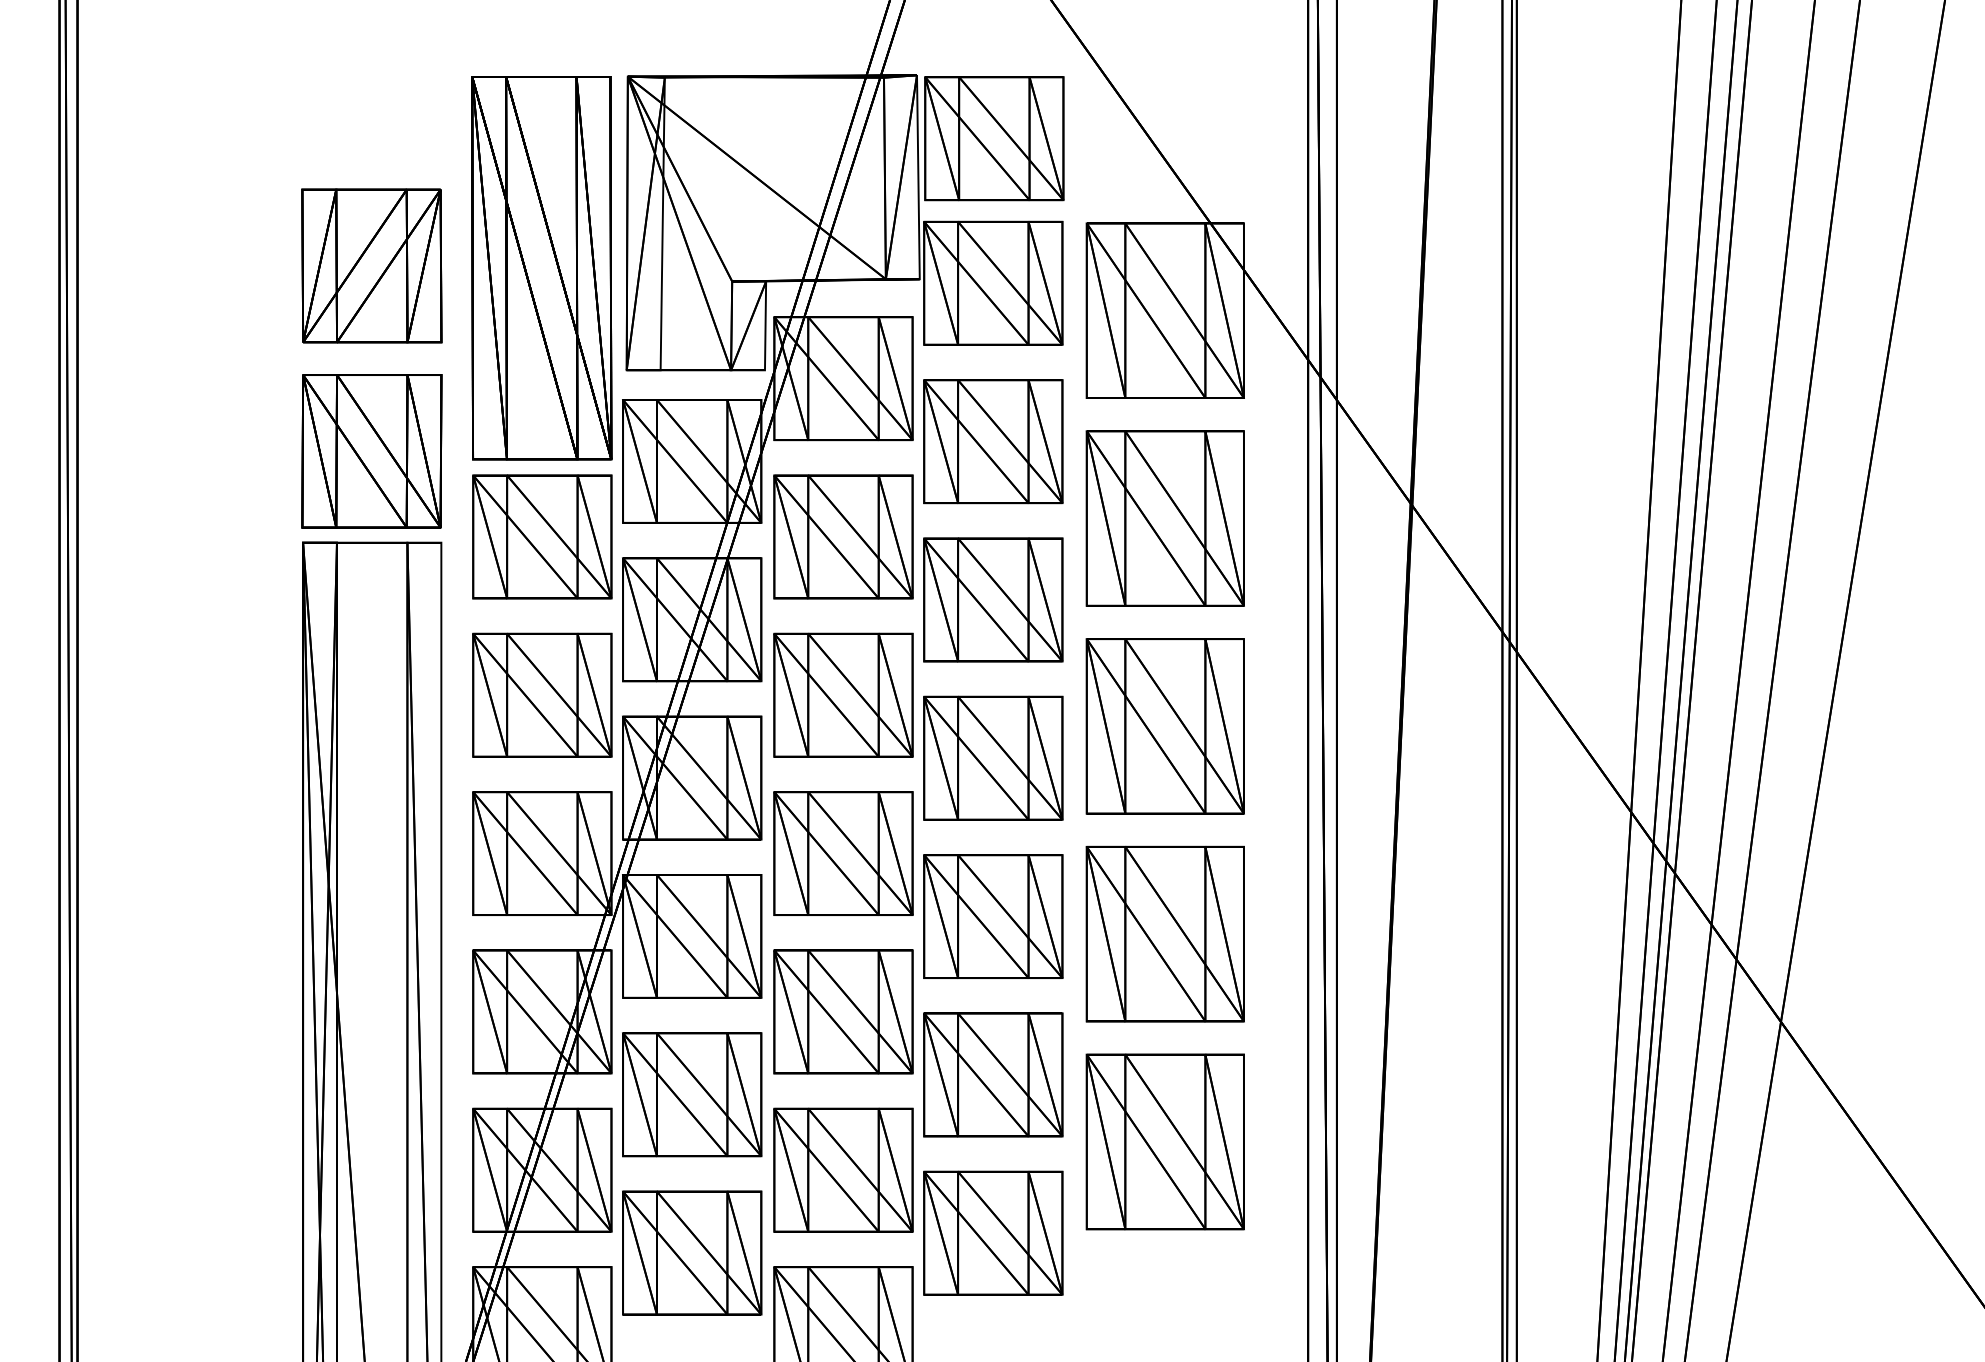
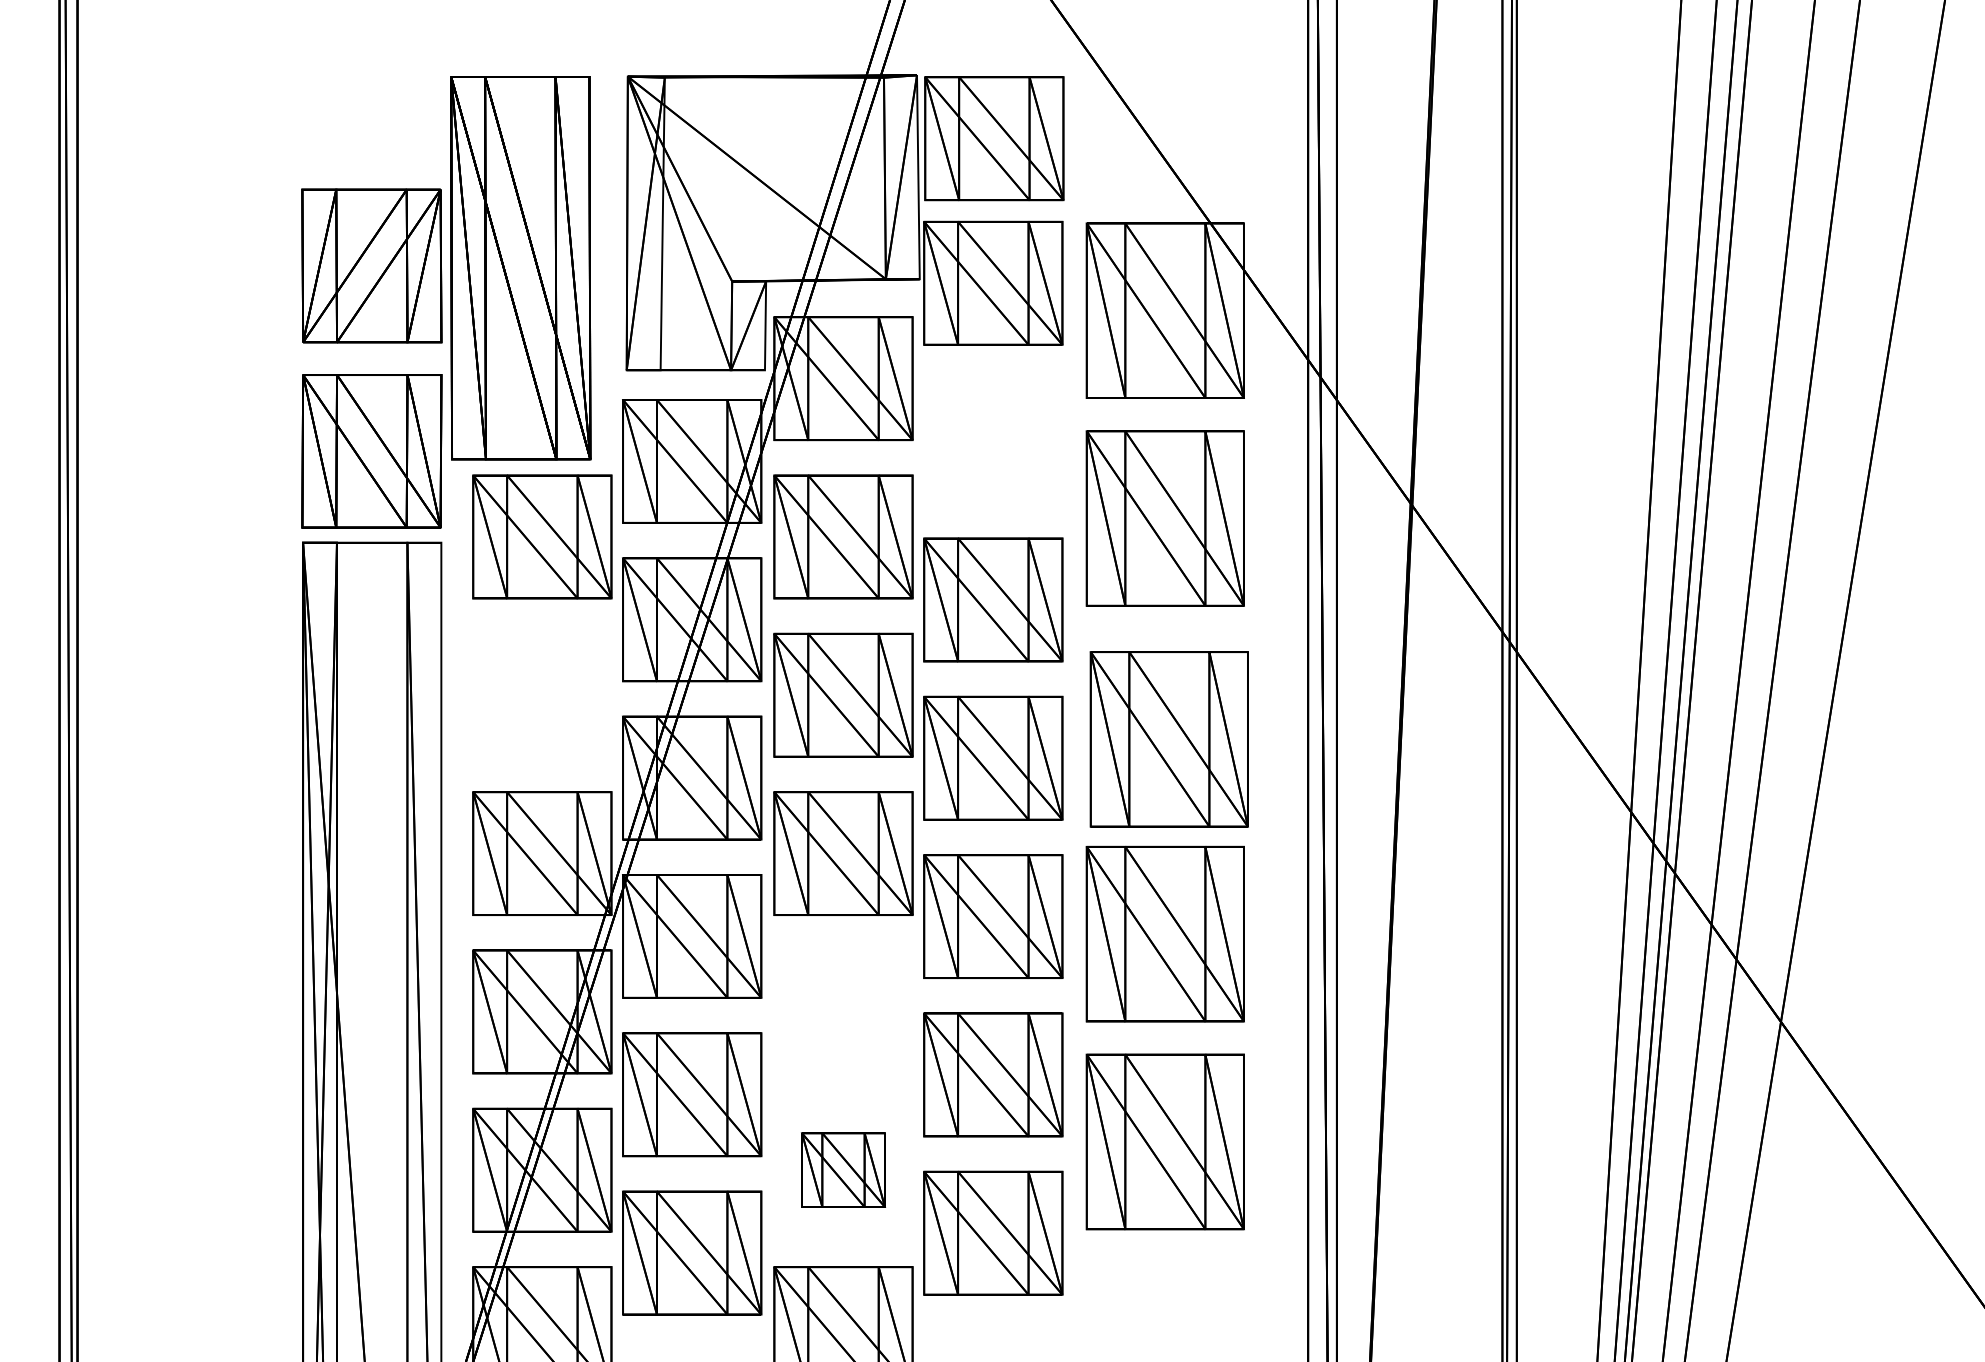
part position: (541, 268) -> (520, 268) (520, 268)
part: present -> none (993, 441)
part: present -> none (542, 694)
part position: (1164, 726) -> (1168, 739) (1168, 739)
part: present -> none (843, 1011)
part size: 141x126 px -> 85x76 px (843, 1169)
